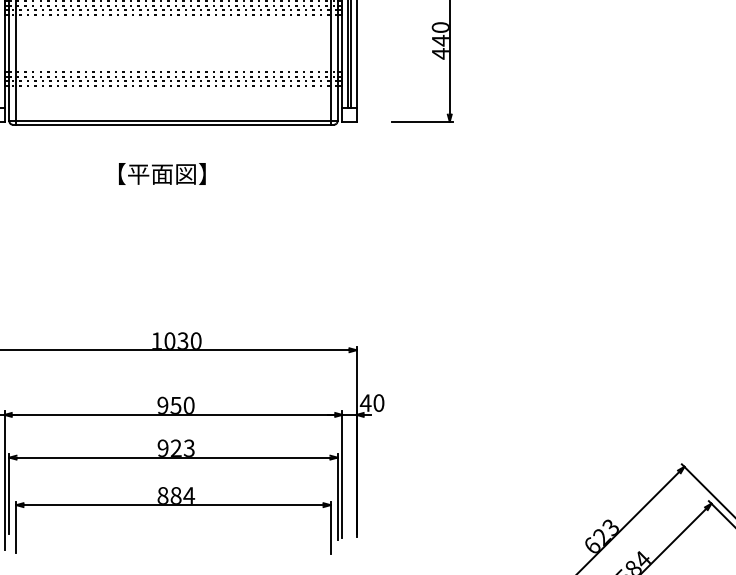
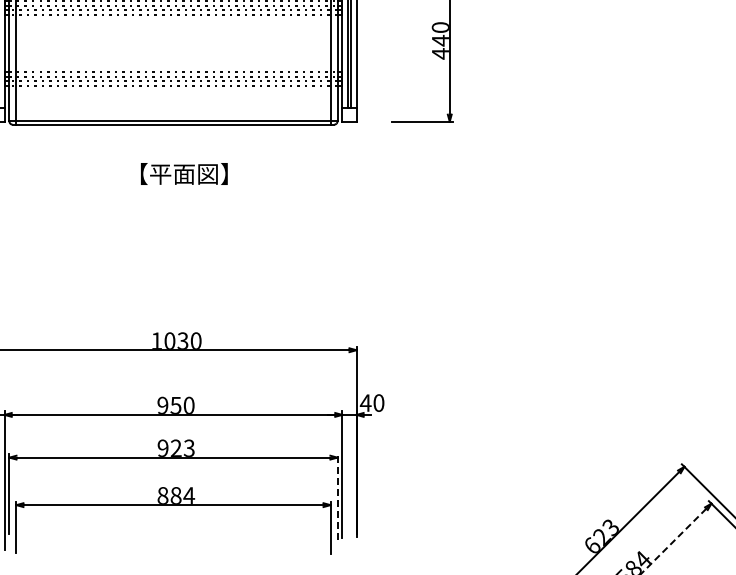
text position: (162, 173) -> (184, 173) (184, 173)
line: solid -> dashed (337, 496)
line: solid -> dashed (673, 541)
